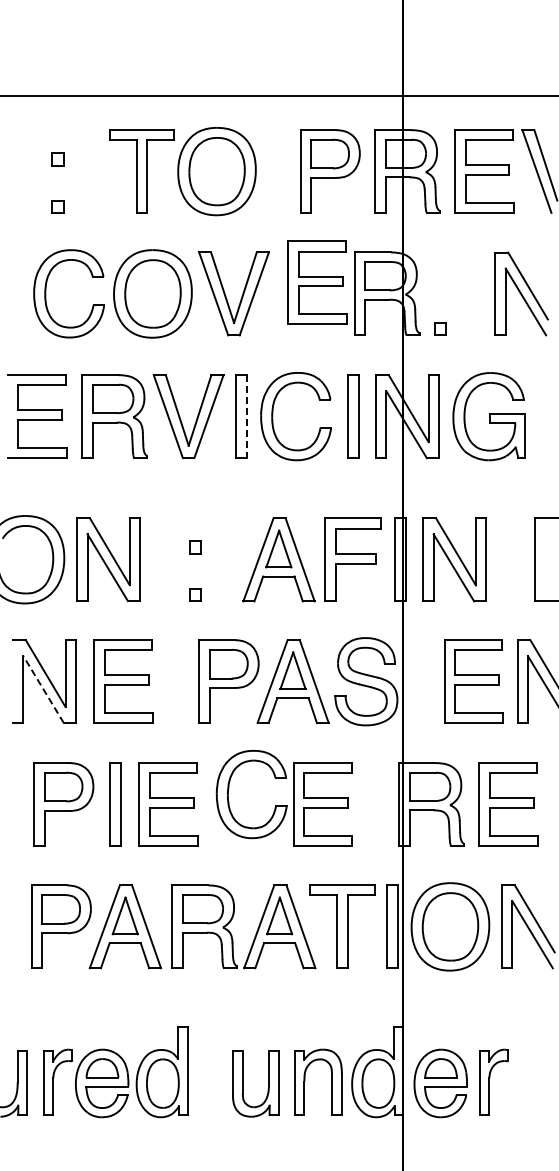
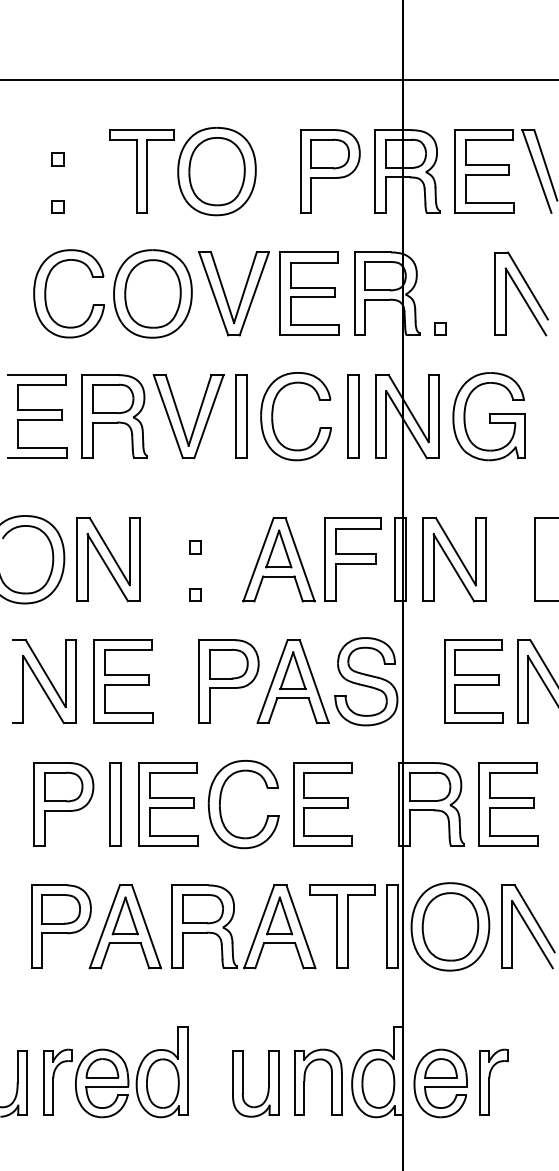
line position: (278, 95) -> (278, 79) (278, 79)
part position: (317, 282) -> (309, 293) (309, 293)
line: dashed -> solid (247, 417)
line: dashed -> solid (43, 689)
part position: (229, 789) -> (221, 799) (221, 799)
